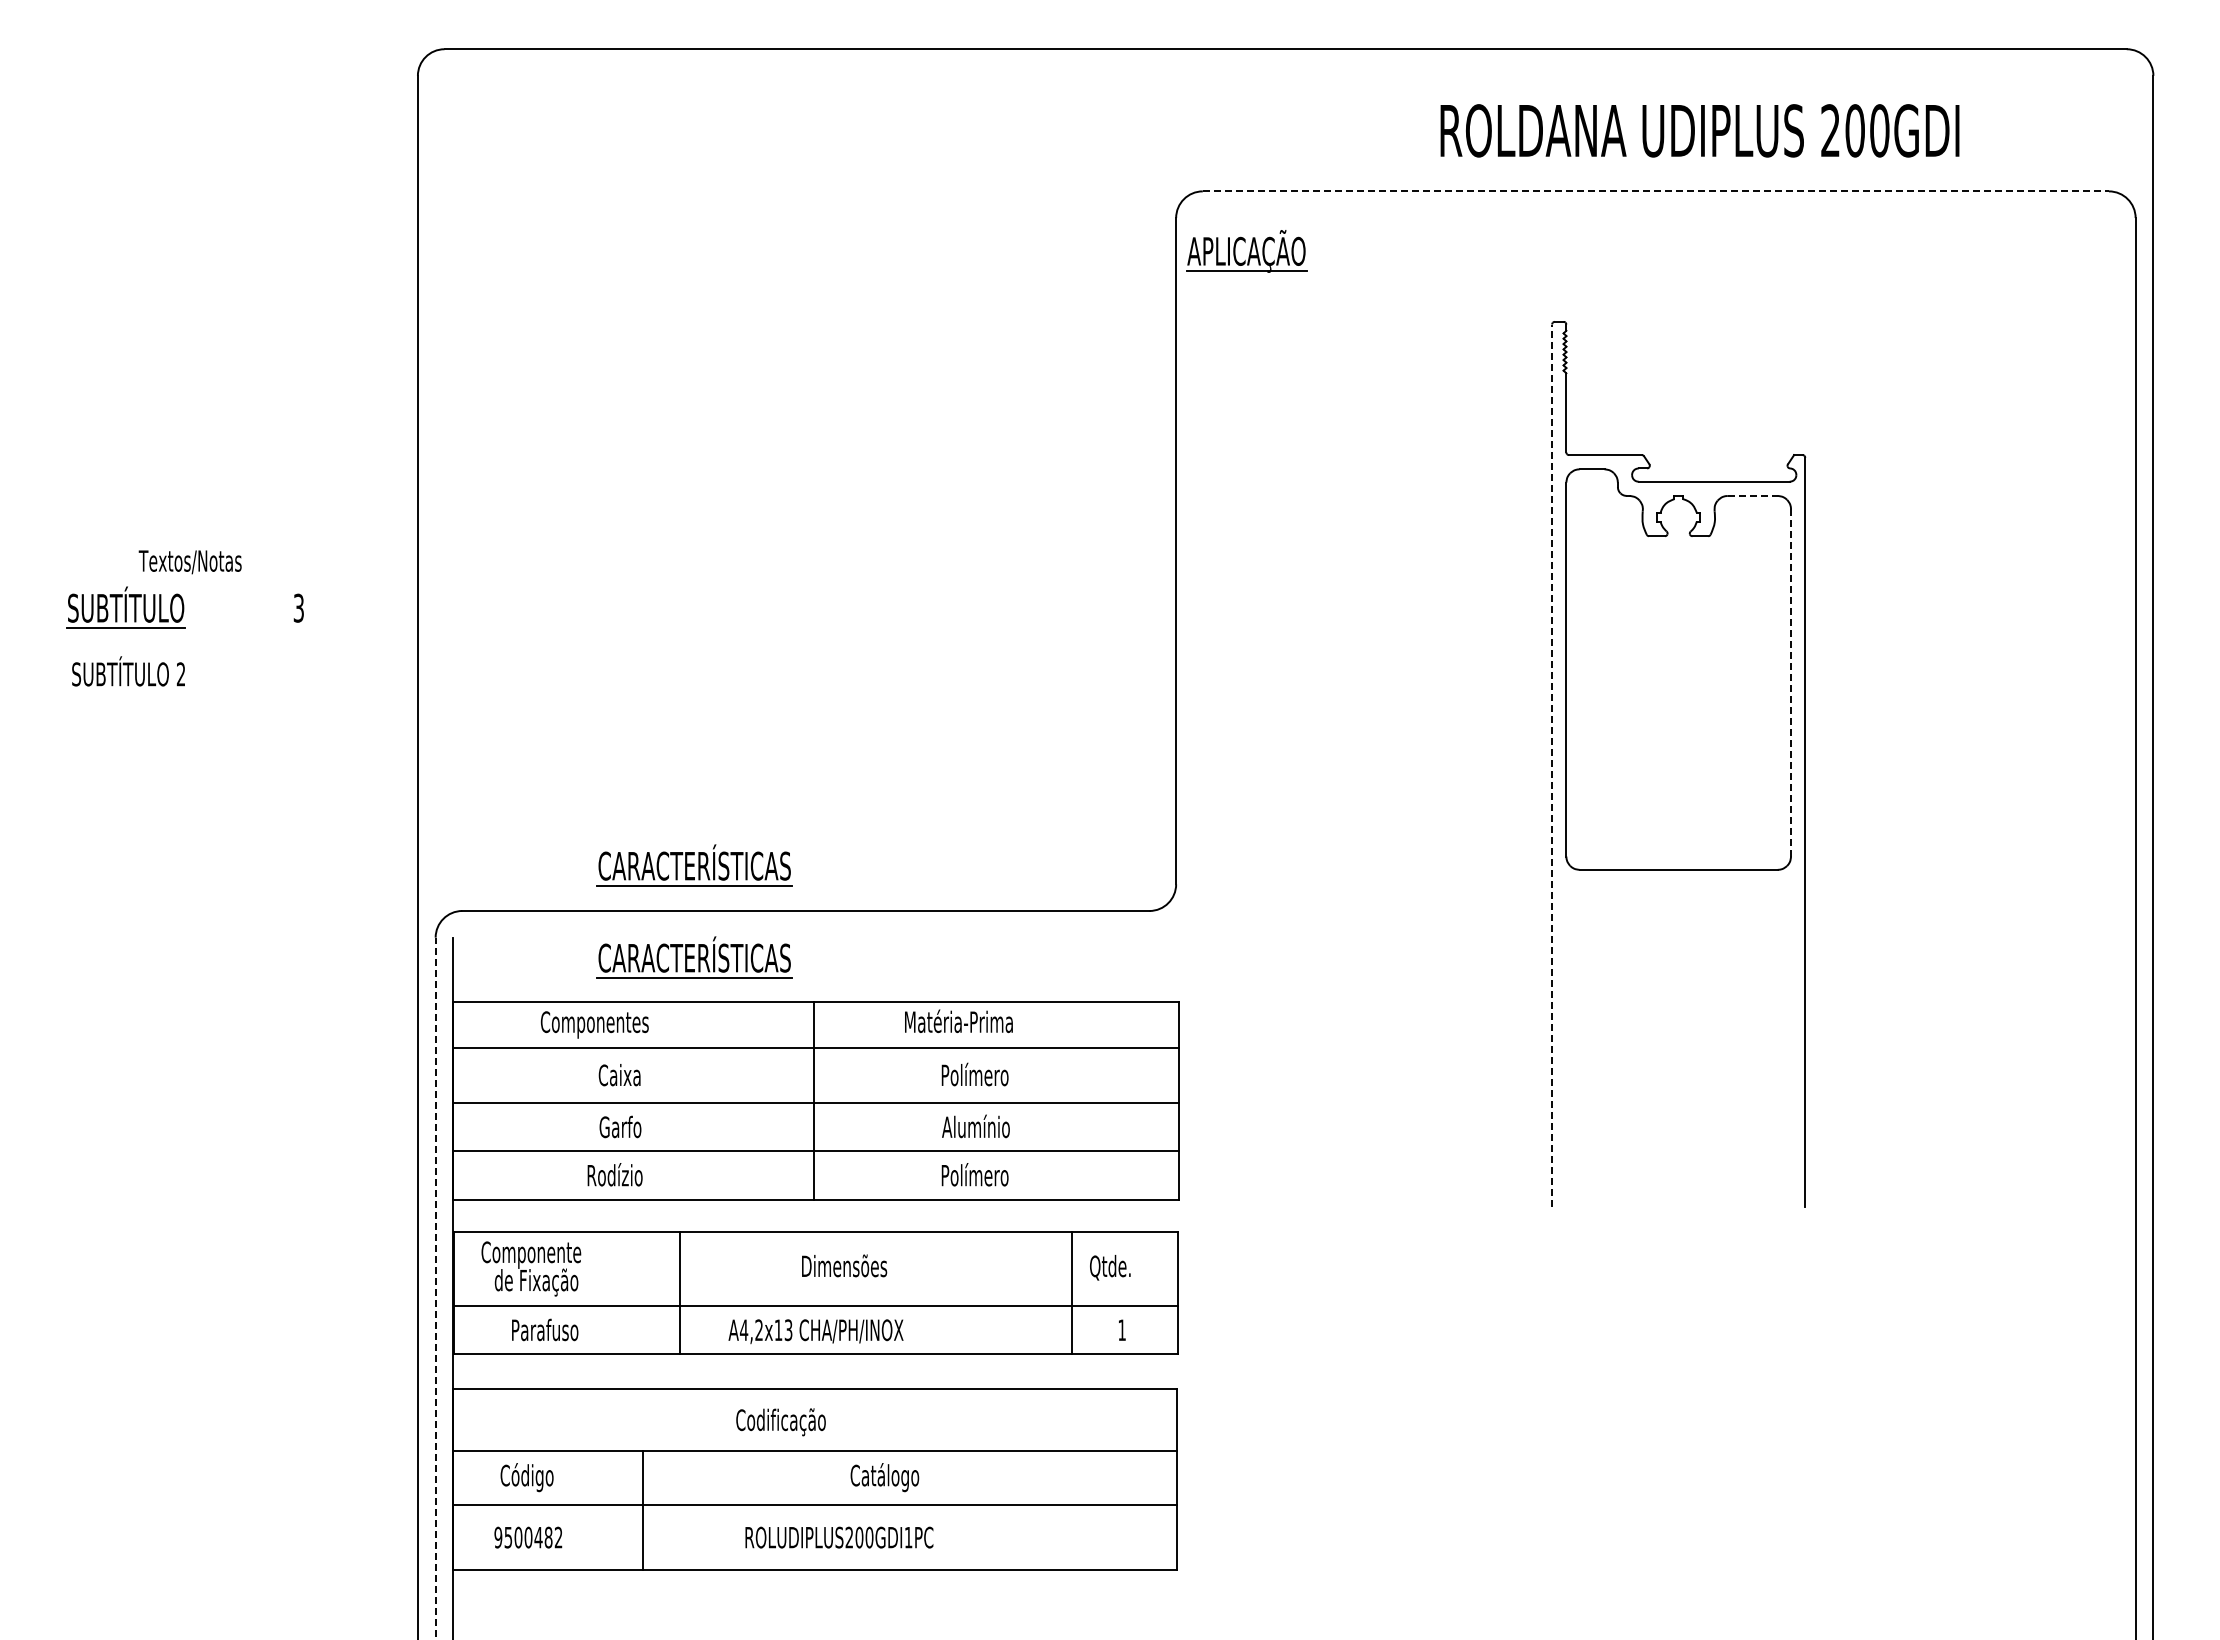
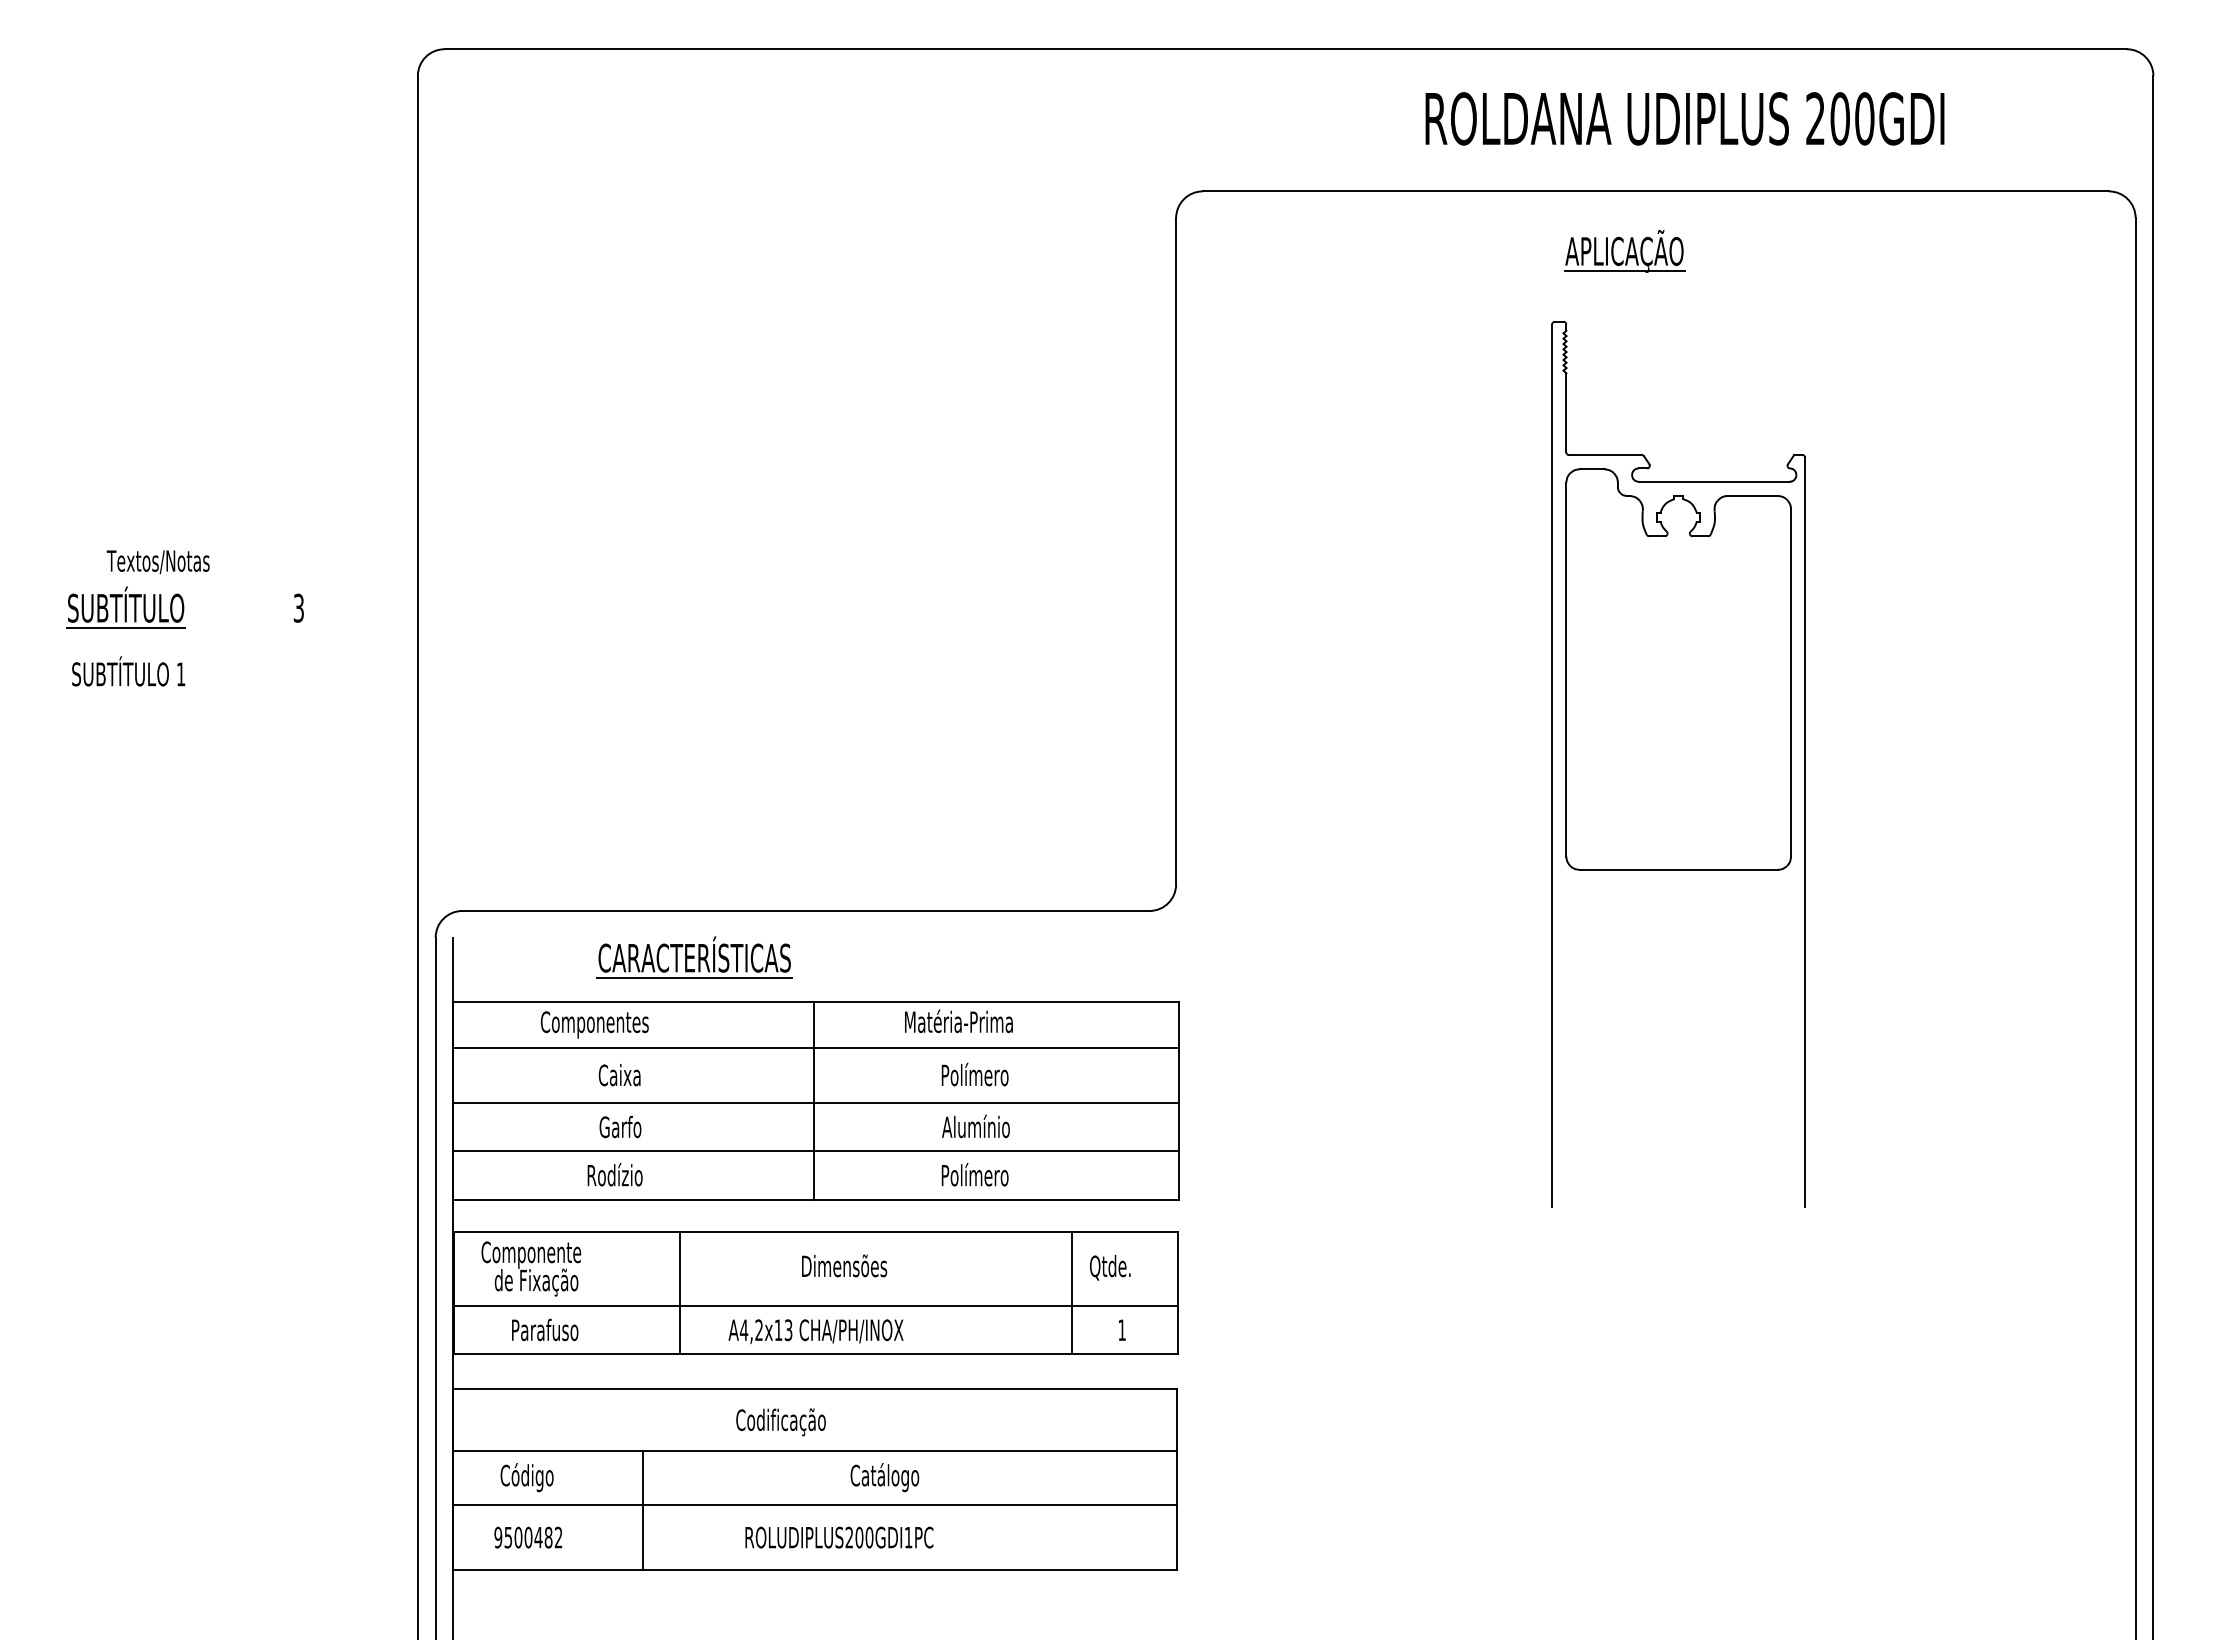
text position: (1699, 130) -> (1684, 118) (1684, 118)
line: dashed -> solid (1656, 191)
part position: (1246, 251) -> (1624, 251) (1624, 251)
line: dashed -> solid (1752, 495)
text position: (189, 562) -> (157, 562) (157, 562)
text: 2 -> 1 (180, 674)
line: dashed -> solid (1791, 682)
line: dashed -> solid (1552, 765)
part: present -> none (694, 865)
line: dashed -> solid (435, 1288)
